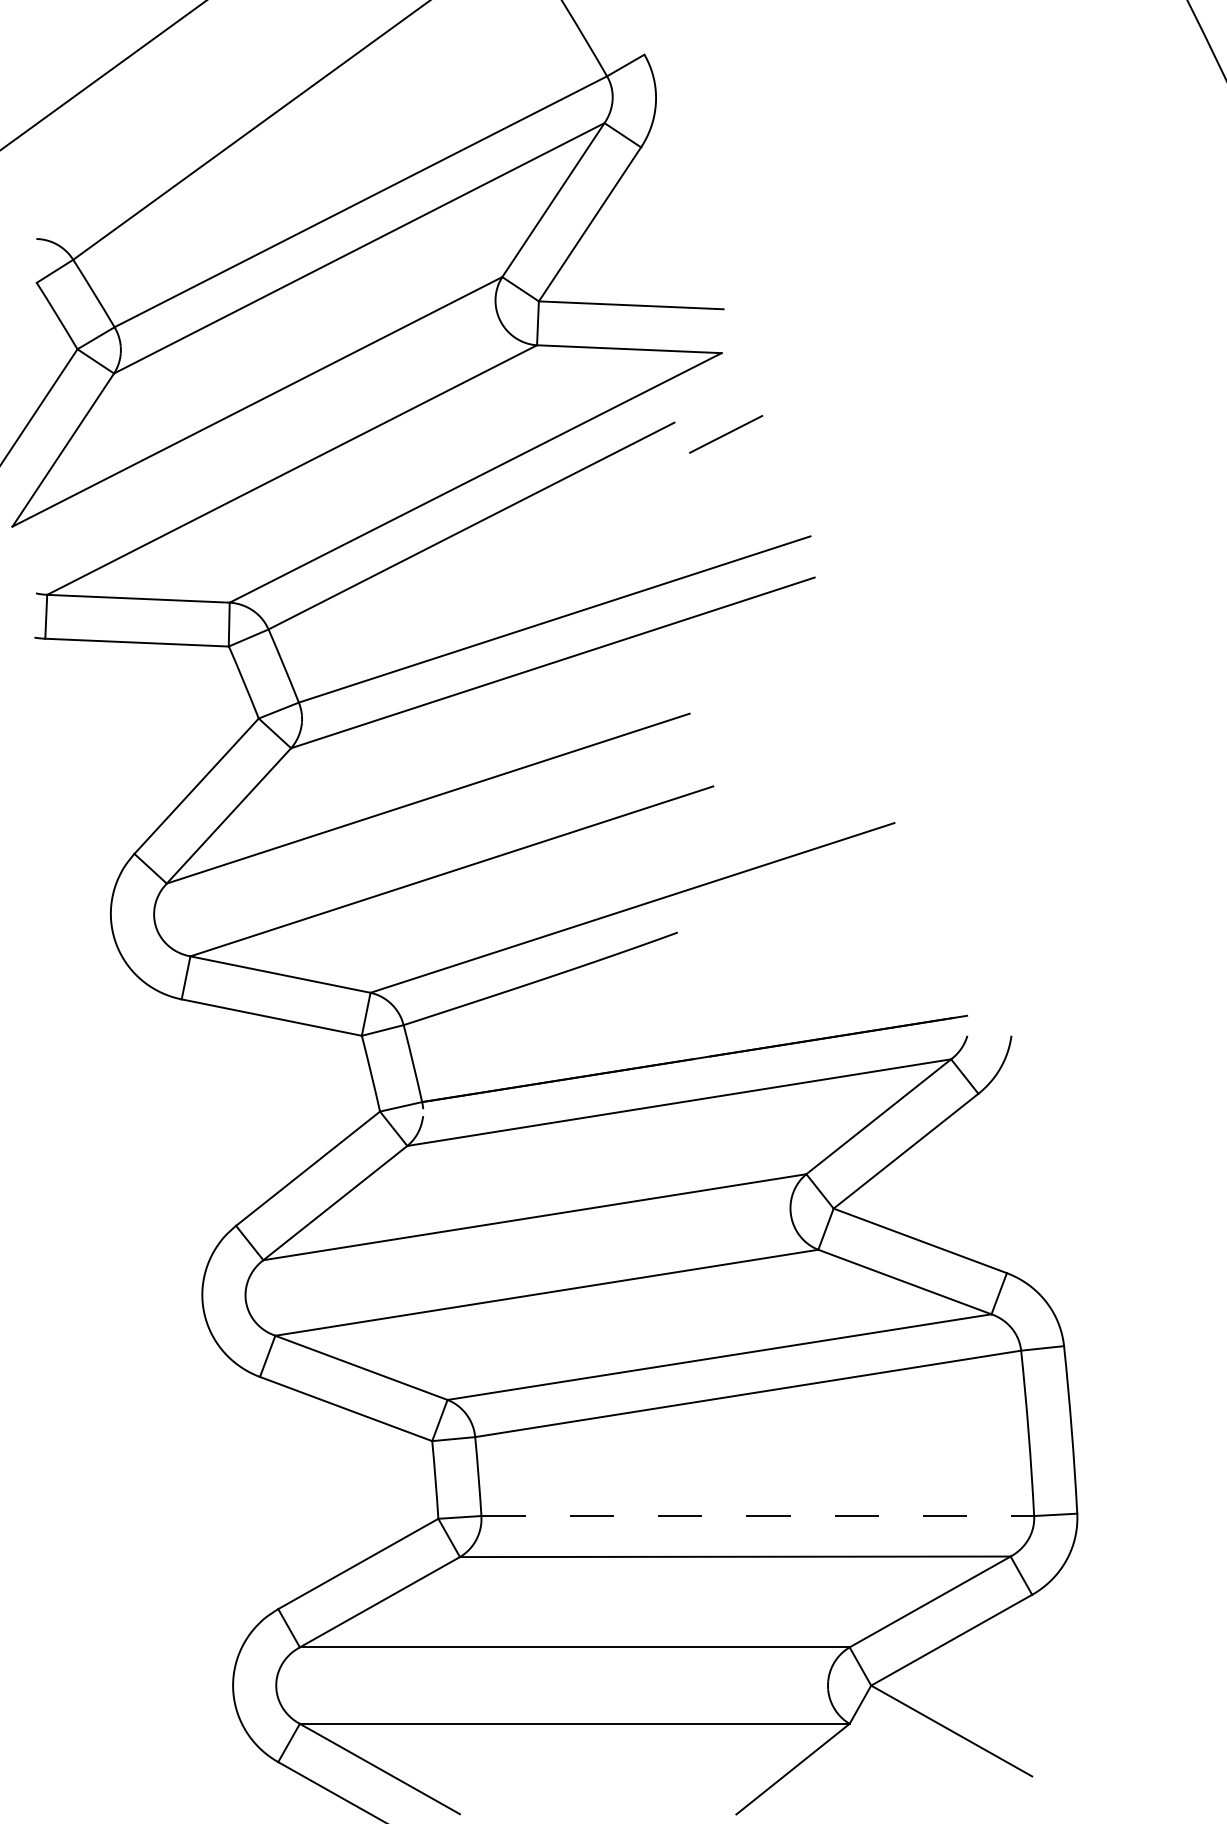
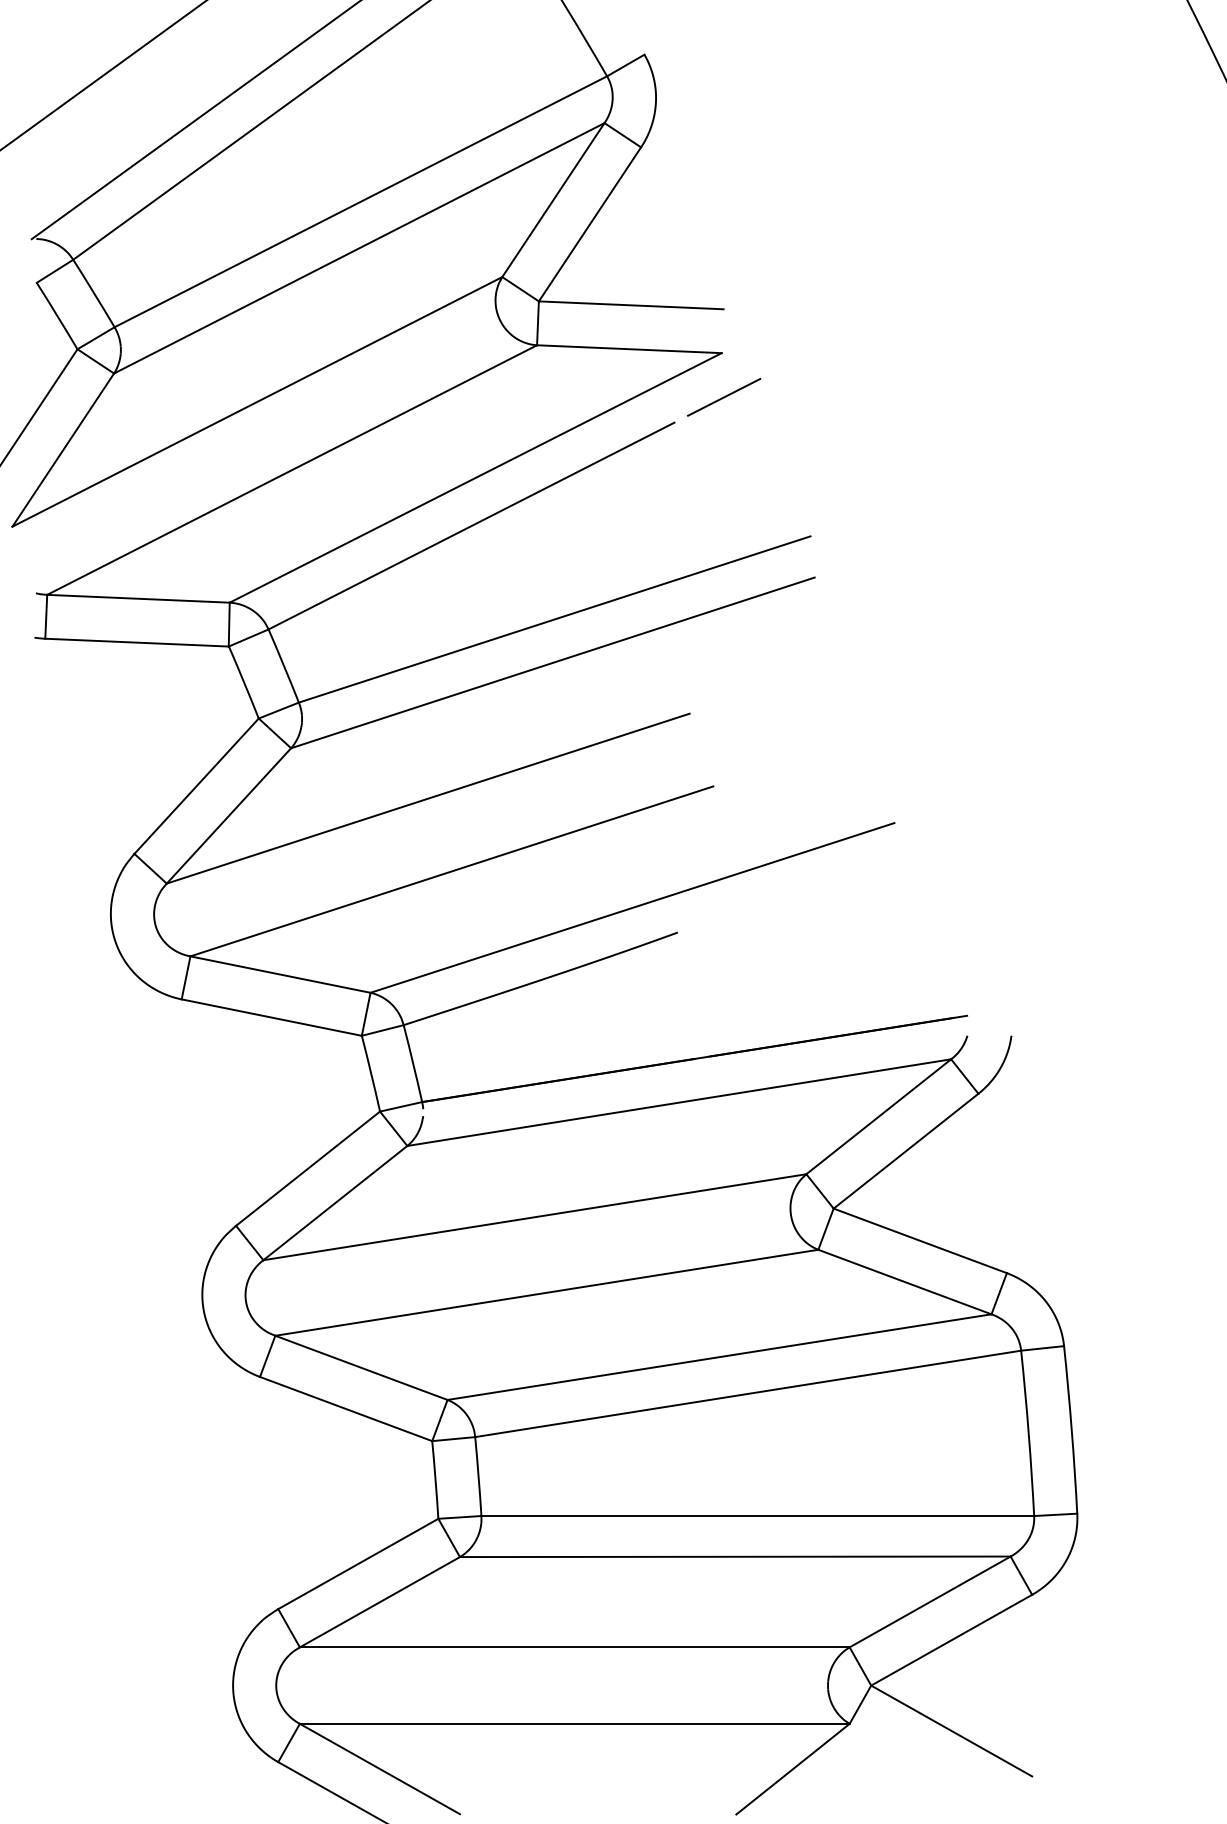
line: none -> present (194, 120)
line position: (726, 434) -> (724, 397) (724, 397)
line: dashed -> solid (758, 1516)
